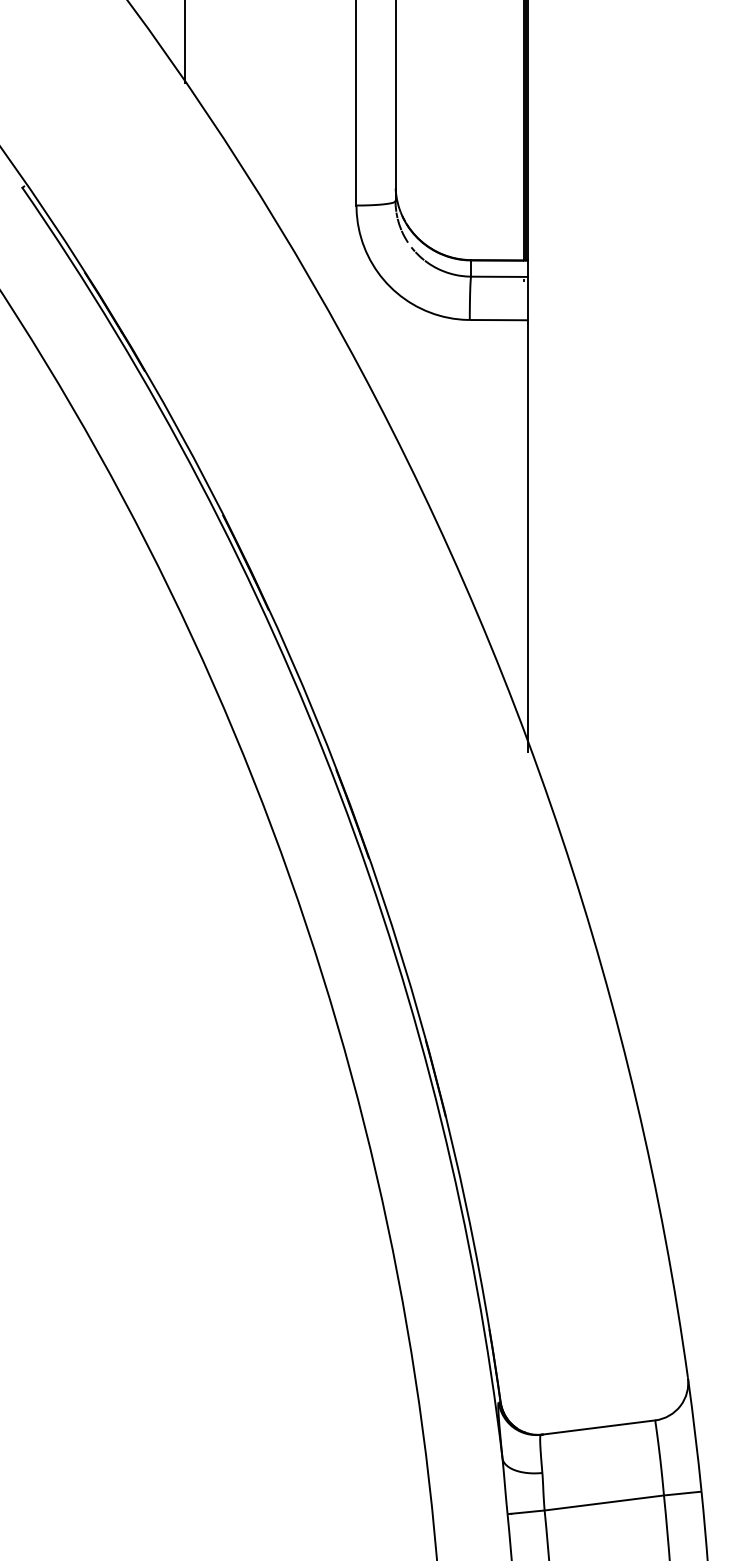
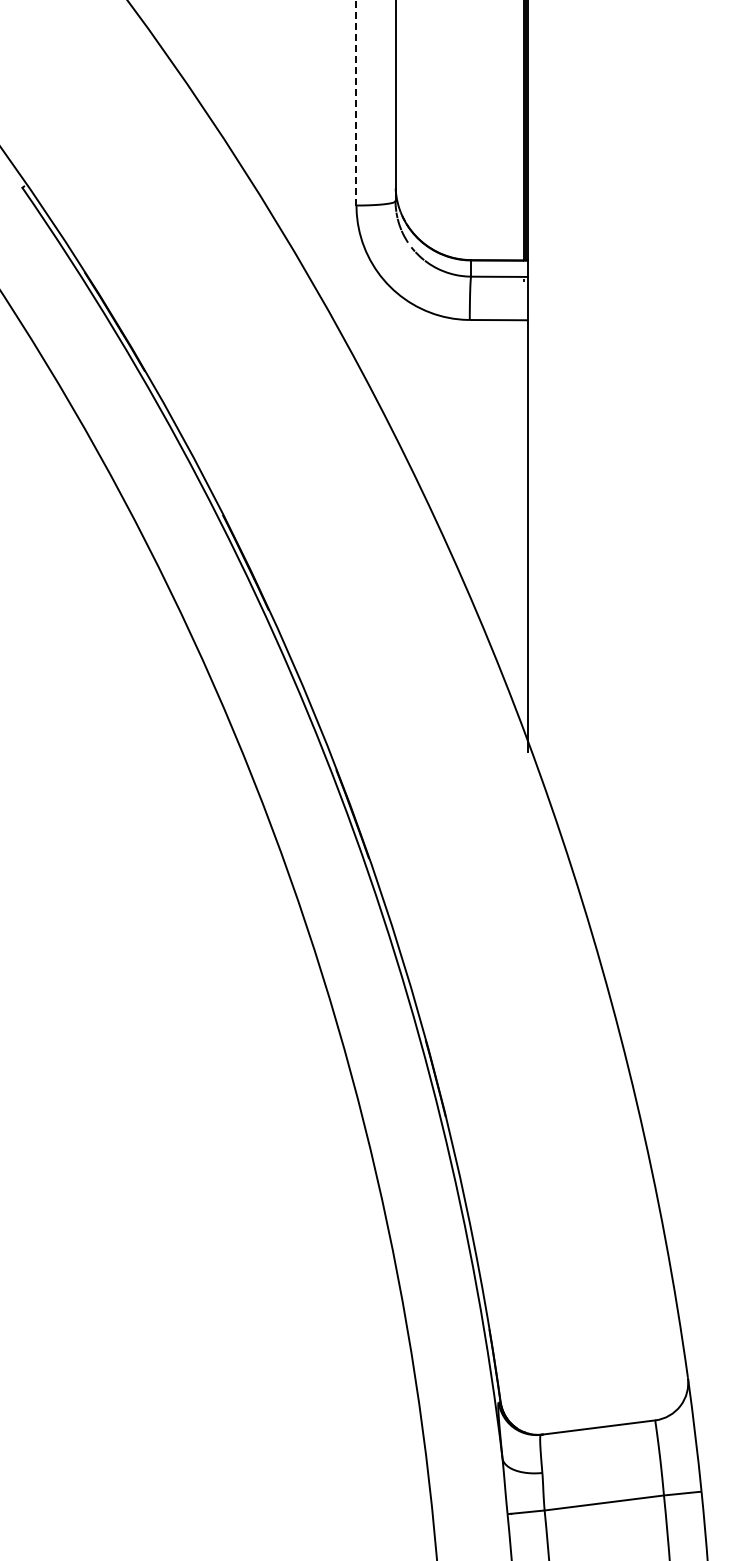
line: present -> none (185, 42)
line: solid -> dashed (356, 102)
